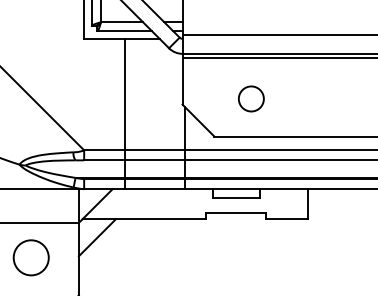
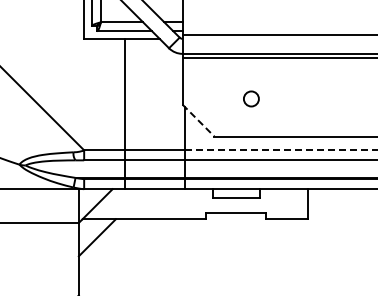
circle size: 27x28 px -> 17x18 px (251, 98)
line: solid -> dashed (198, 120)
line: solid -> dashed (281, 150)
circle: present -> none (30, 257)
